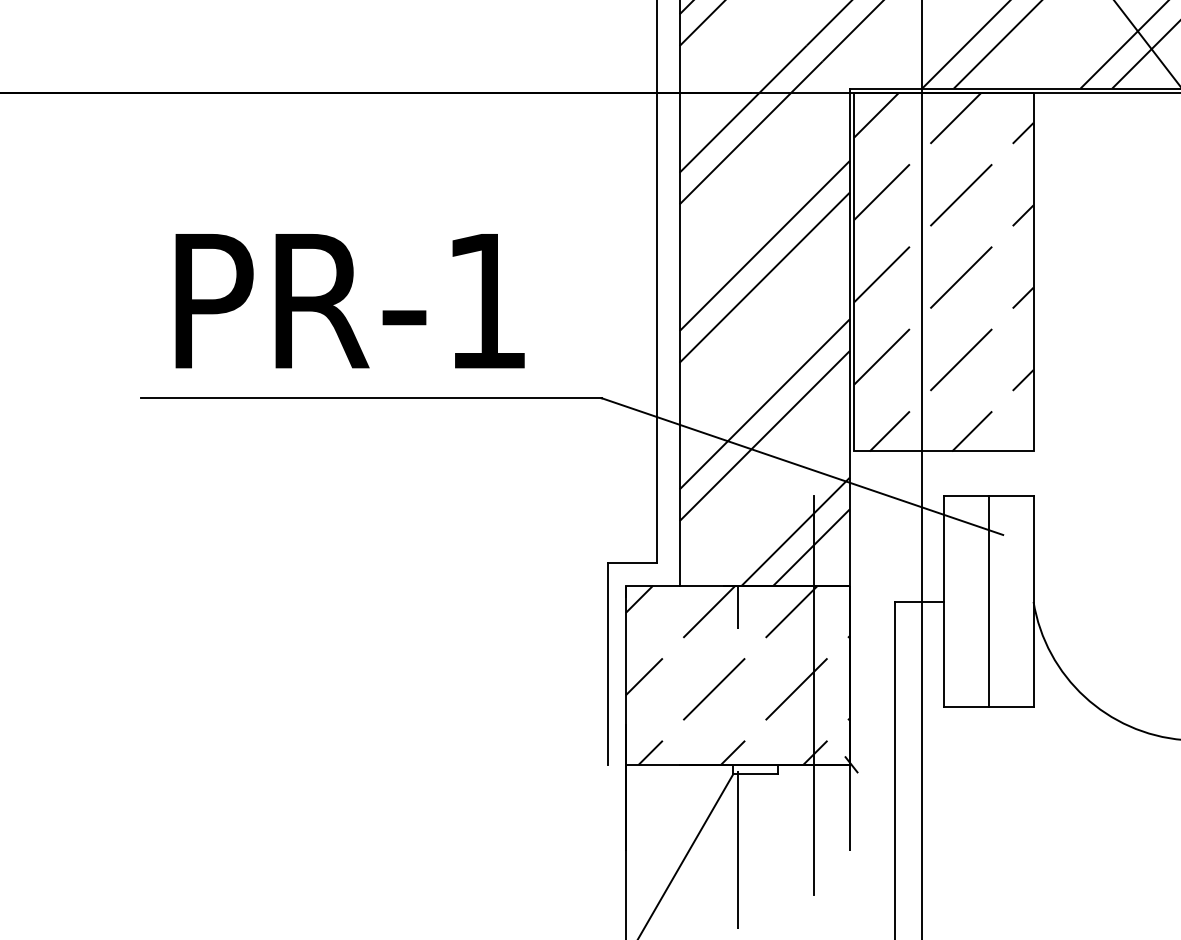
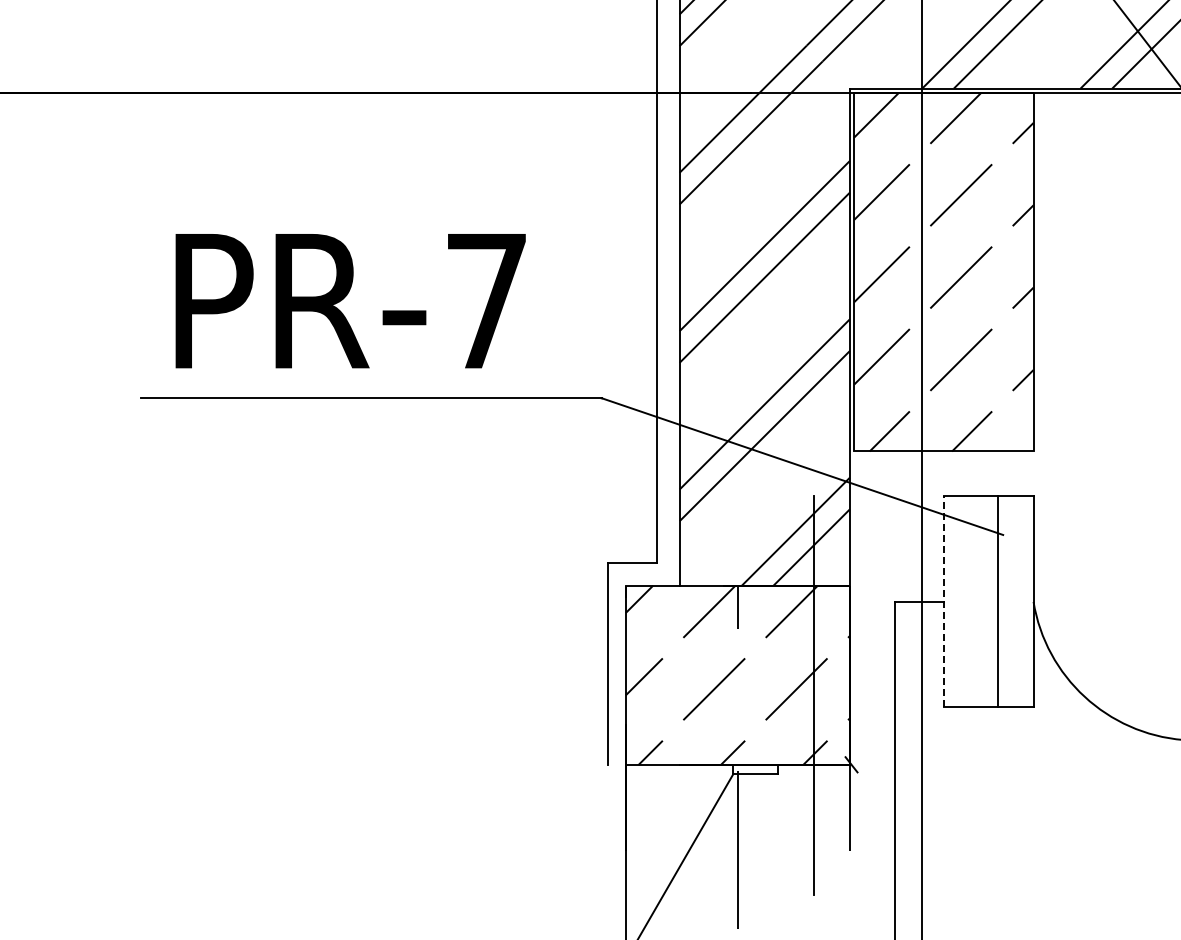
text: PR-1 -> PR-7 (486, 301)
line: solid -> dashed (943, 601)
line position: (988, 601) -> (997, 601) (997, 601)
